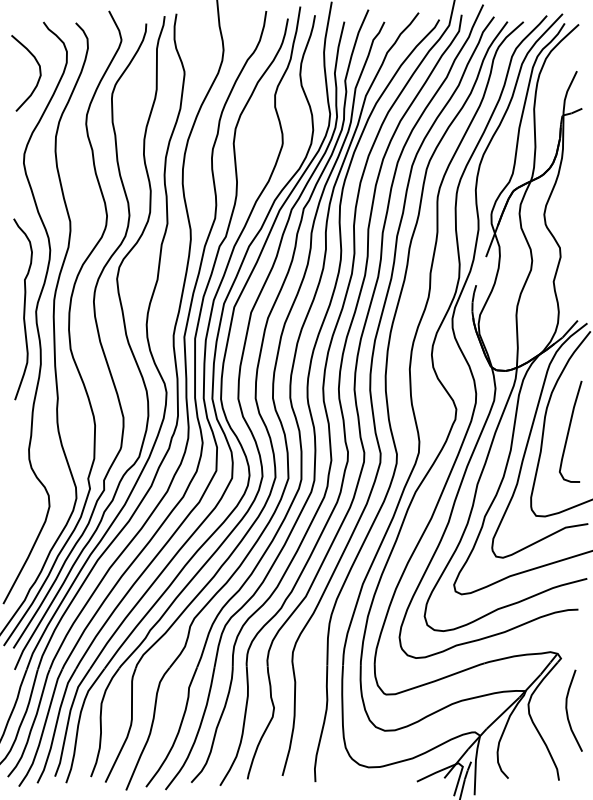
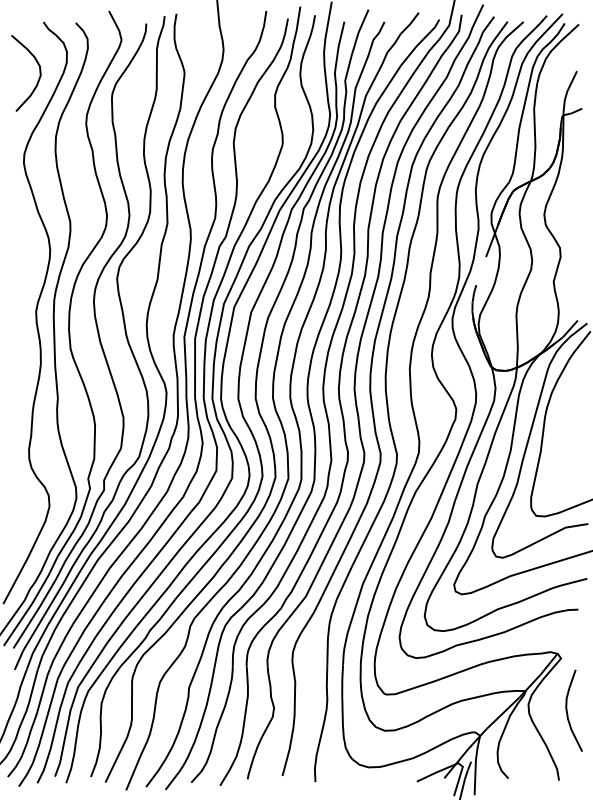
curve: present -> none (23, 309)
curve: present -> none (569, 431)
